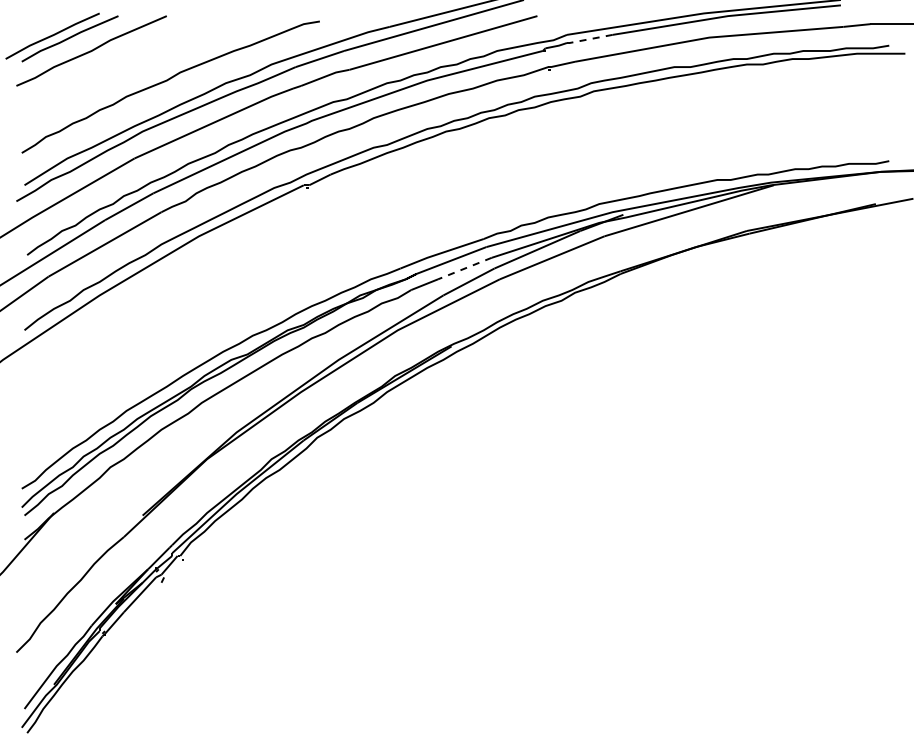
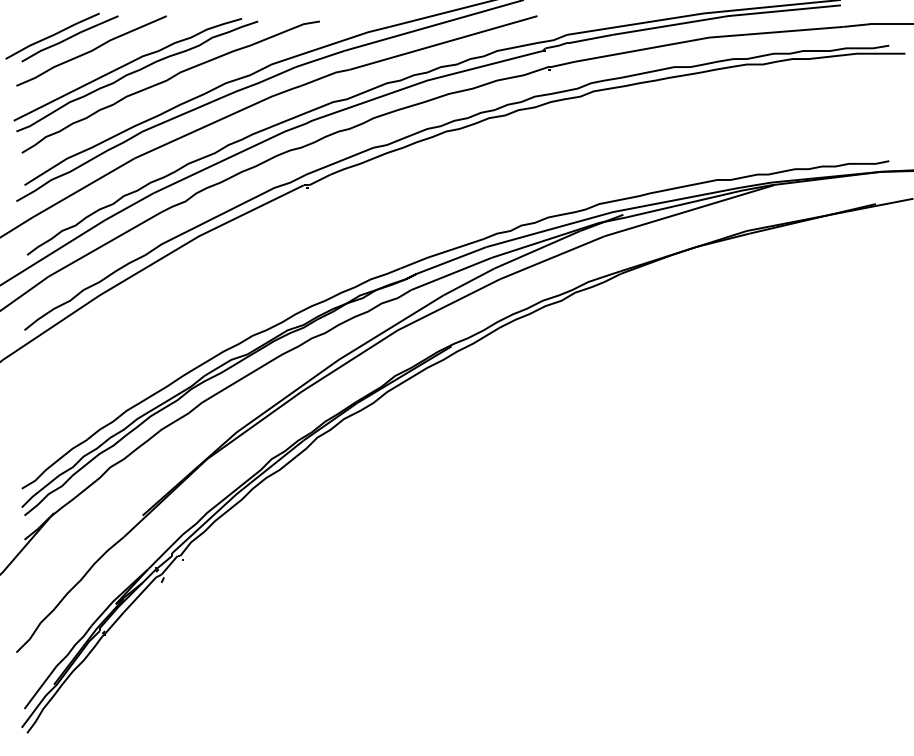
line: dashed -> solid (591, 38)
part: none -> present (135, 75)
line: dashed -> solid (464, 268)
